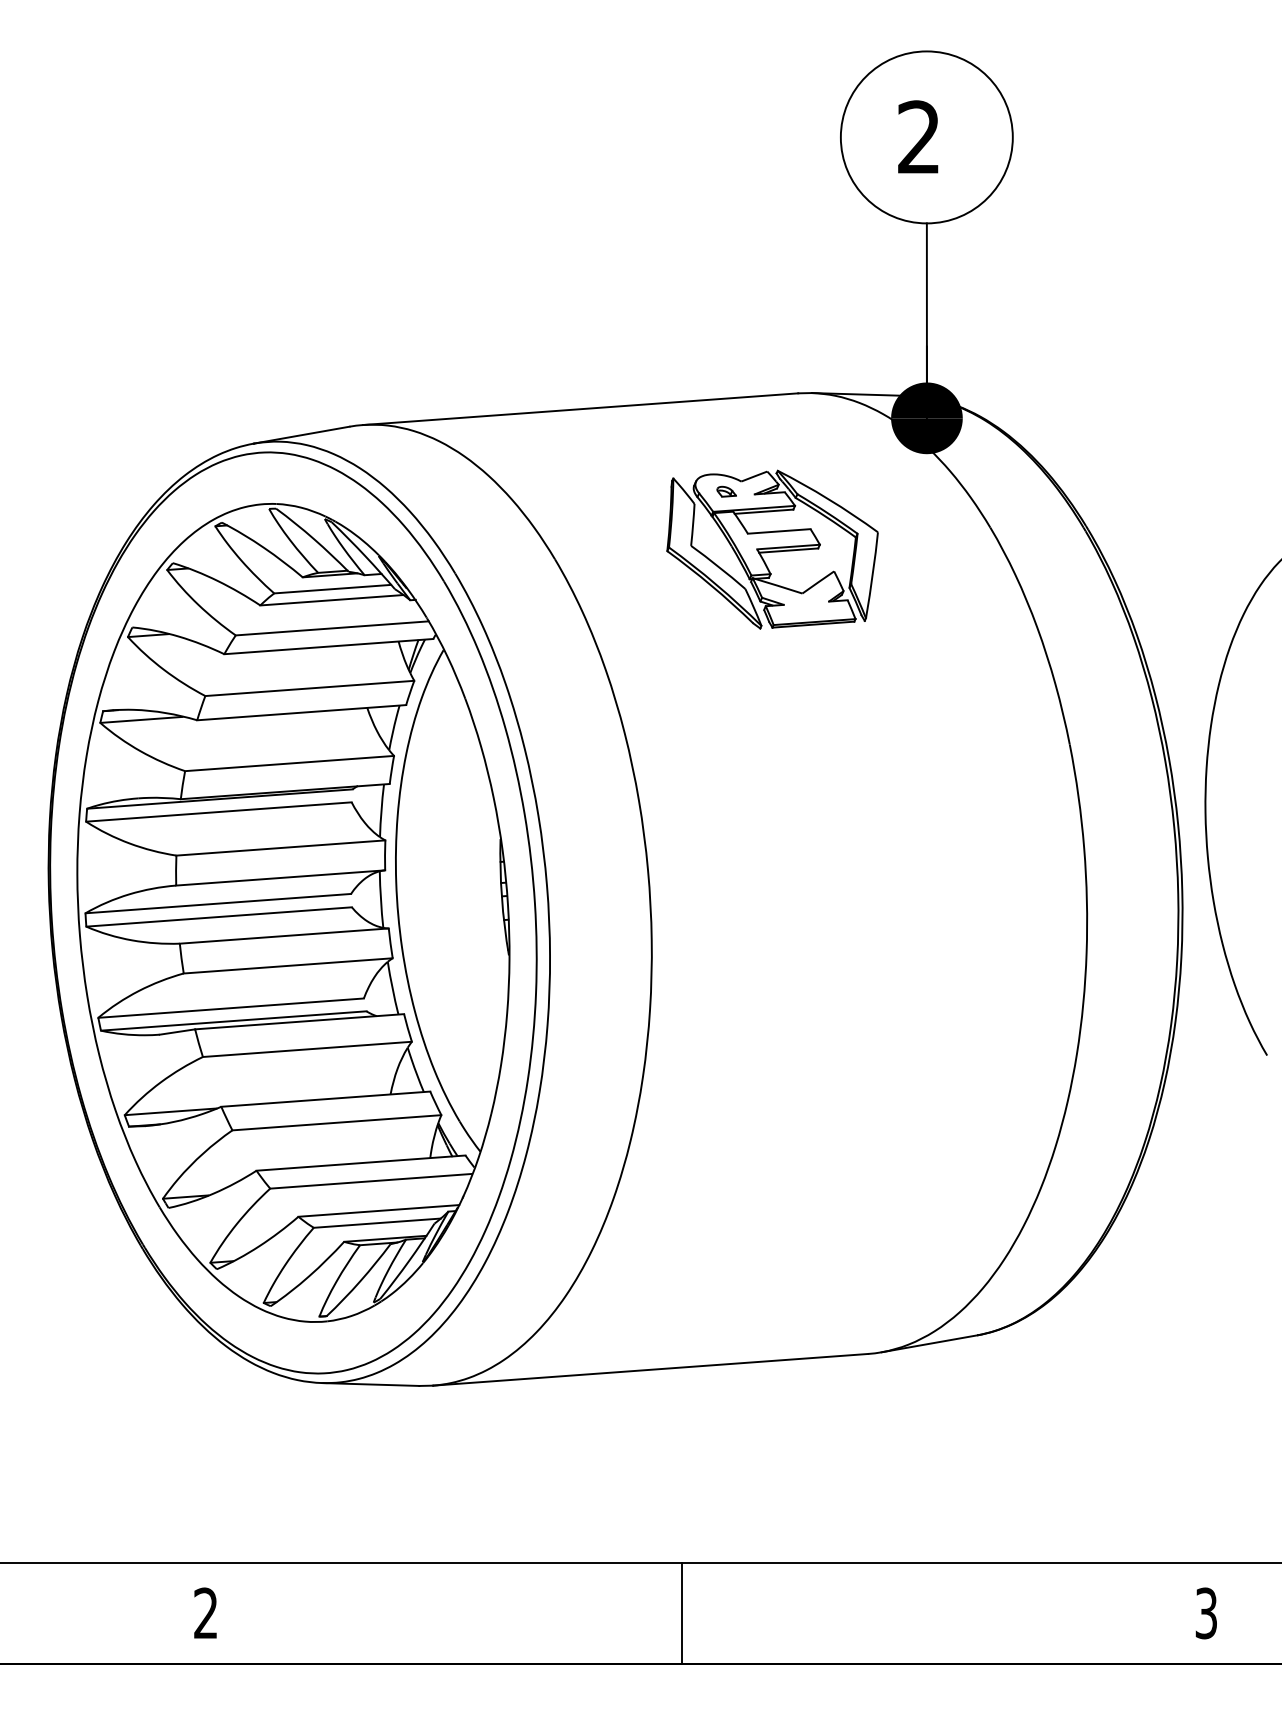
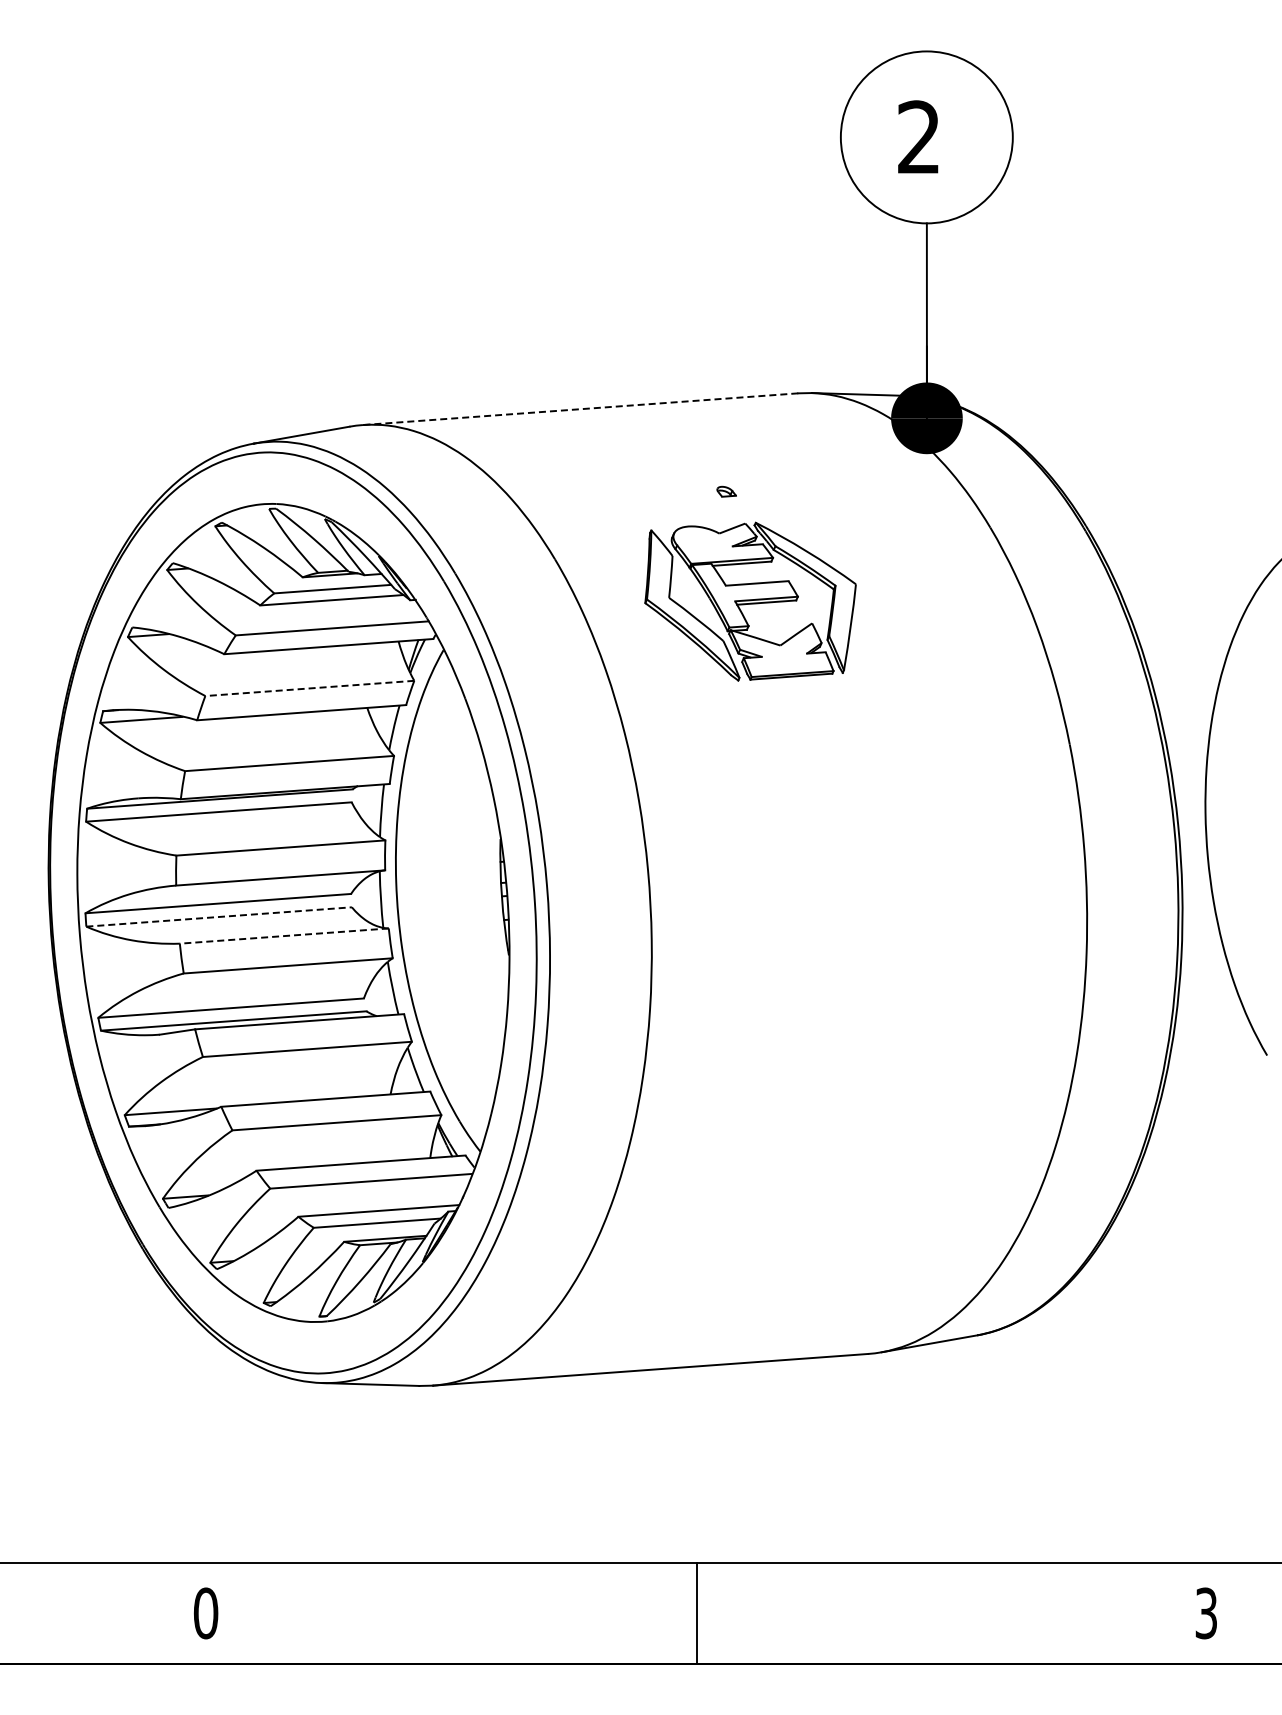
line: solid -> dashed (580, 409)
part position: (772, 549) -> (750, 601) (750, 601)
line: solid -> dashed (309, 688)
line: solid -> dashed (219, 916)
line: solid -> dashed (284, 936)
text: 2 -> 0 (205, 1613)
line position: (681, 1613) -> (696, 1613) (696, 1613)
